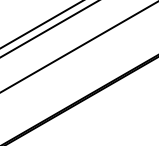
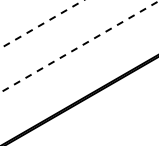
line: solid -> dashed (42, 24)
line: present -> none (48, 29)
line: solid -> dashed (79, 46)
